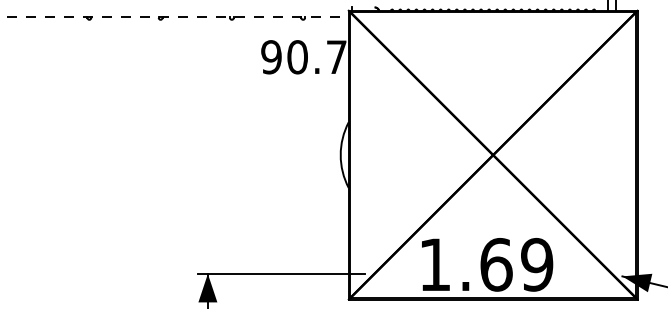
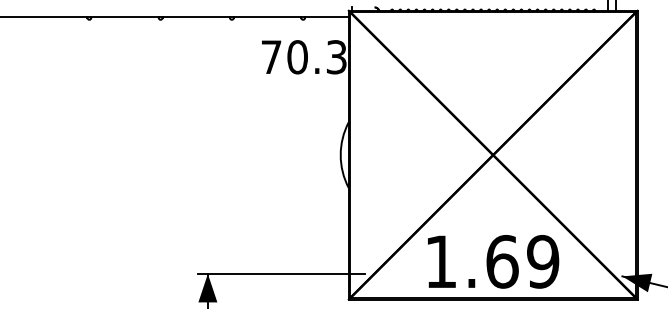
line: dashed -> solid (174, 17)
text: 90.7 -> 70.3 (303, 57)
text position: (487, 264) -> (493, 261) (493, 261)
